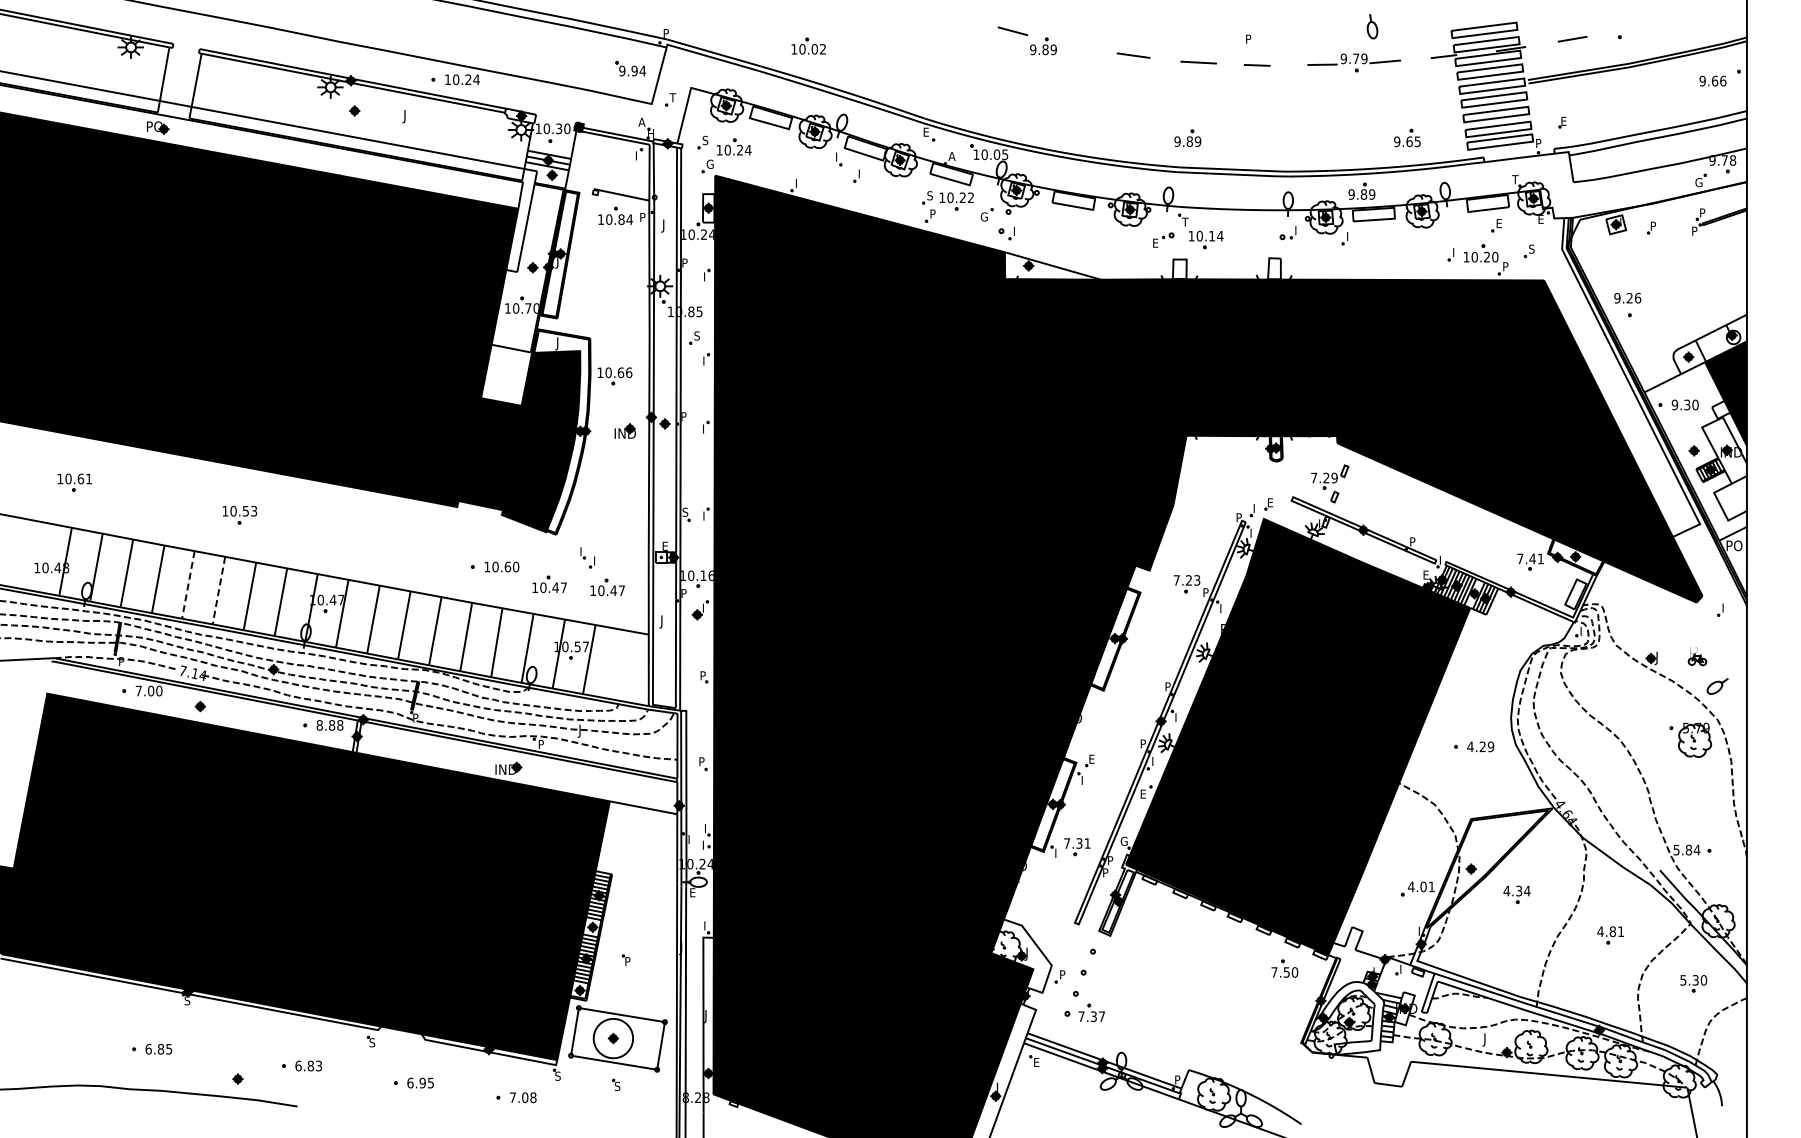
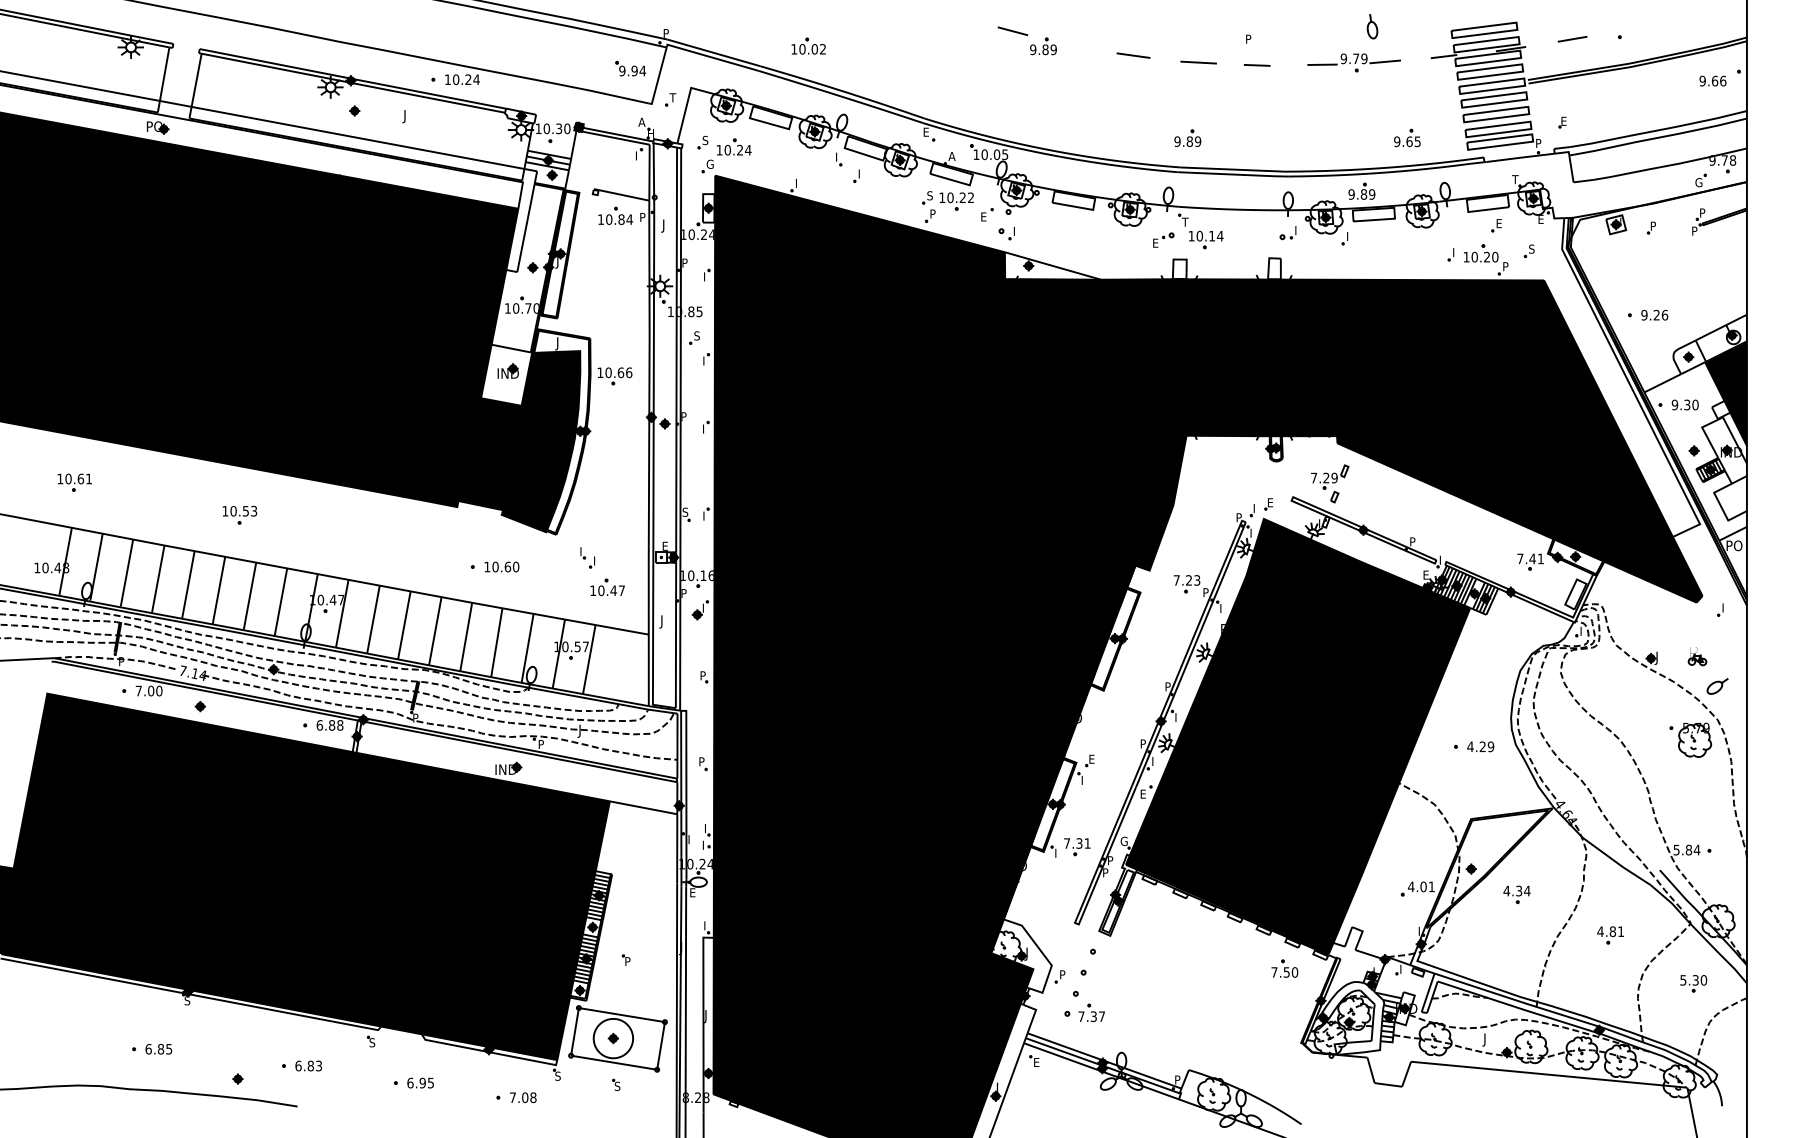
text: G -> E (983, 216)
text position: (1627, 297) -> (1654, 314) (1654, 314)
part position: (624, 430) -> (507, 370) (507, 370)
part: present -> none (549, 584)
line: dashed -> solid (188, 585)
line: dashed -> solid (218, 590)
text: 8.88 -> 6.88 (319, 725)
